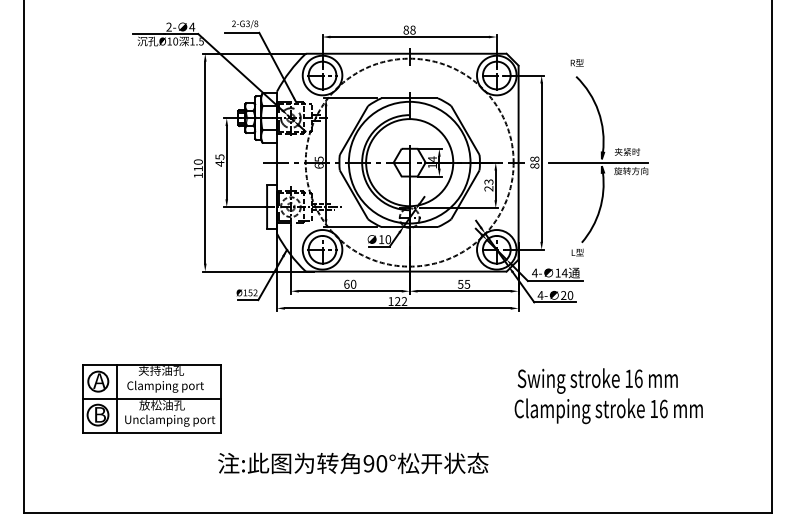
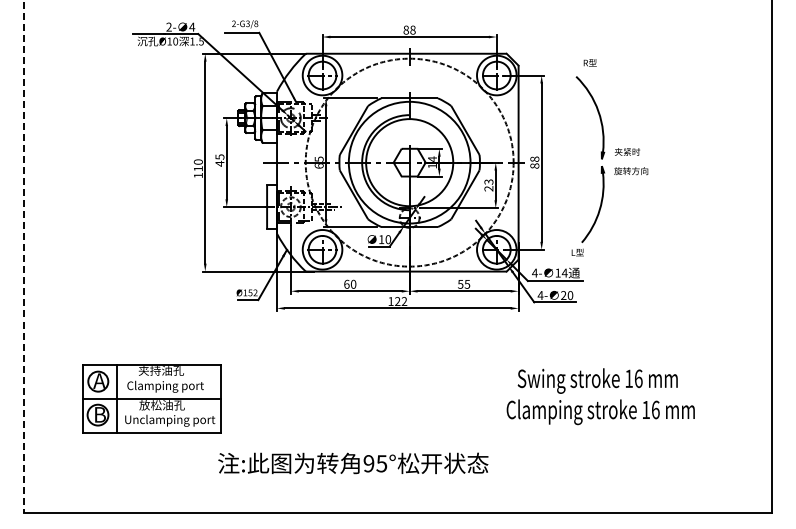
text position: (576, 62) -> (589, 62) (589, 62)
line: present -> none (598, 162)
line: solid -> dashed (23, 257)
text position: (608, 411) -> (600, 412) (600, 412)
text: 90° -> 95° (381, 463)
